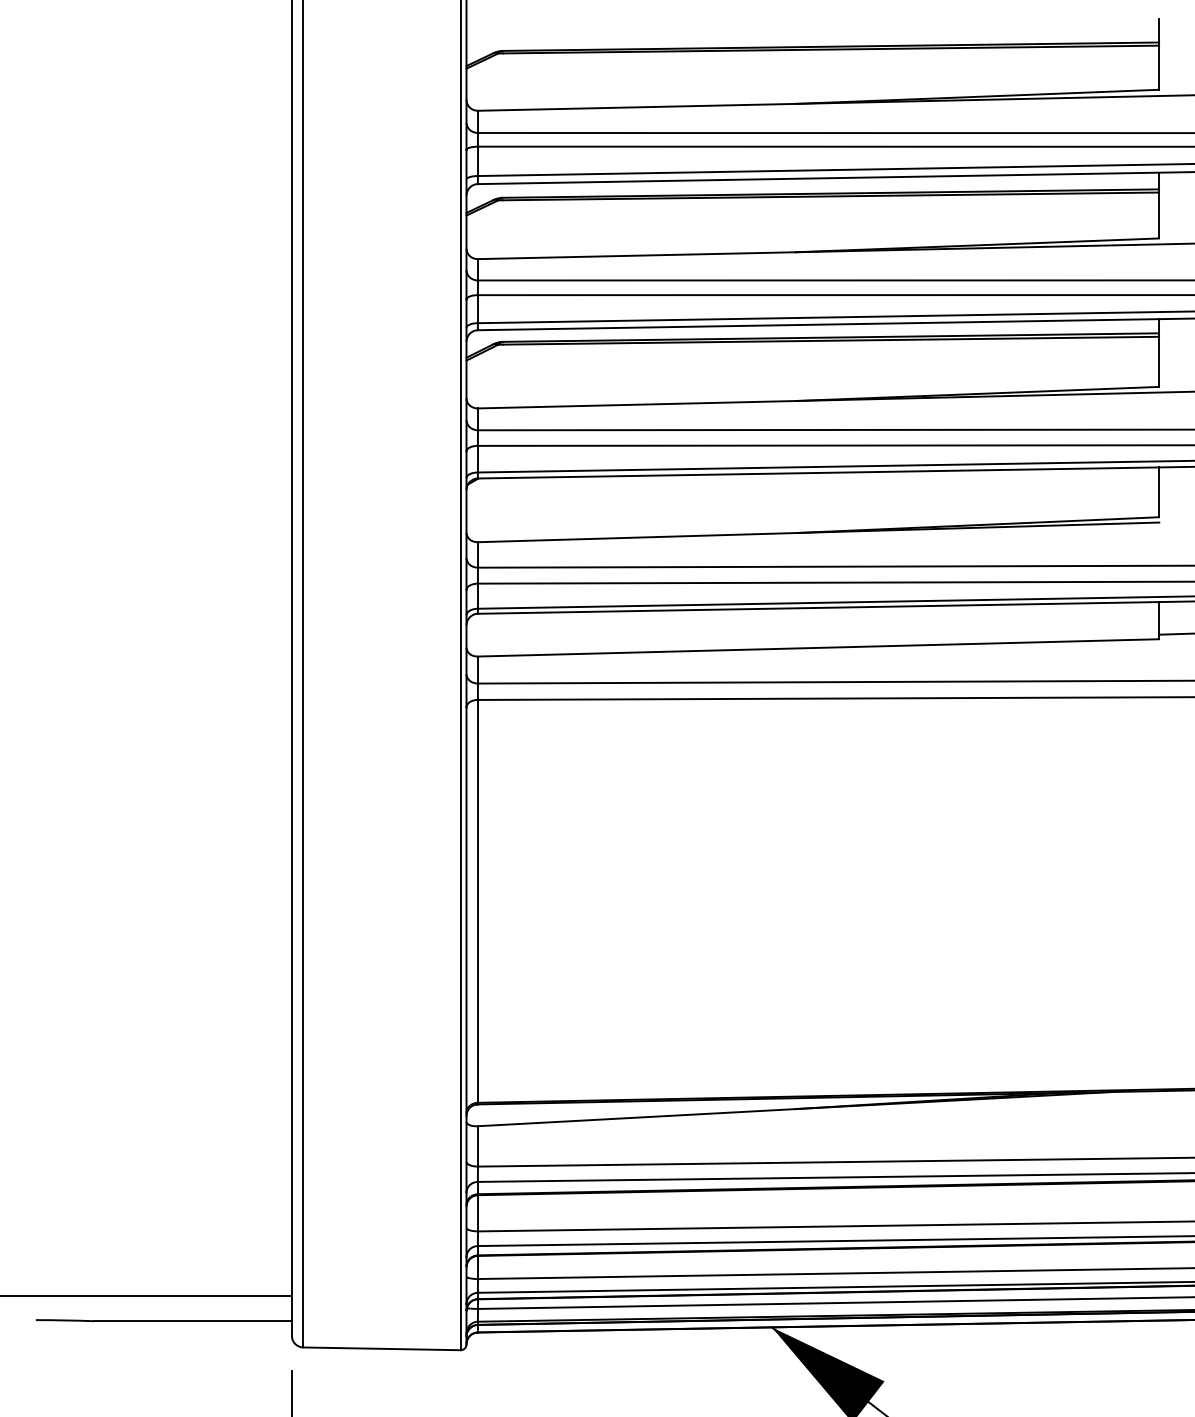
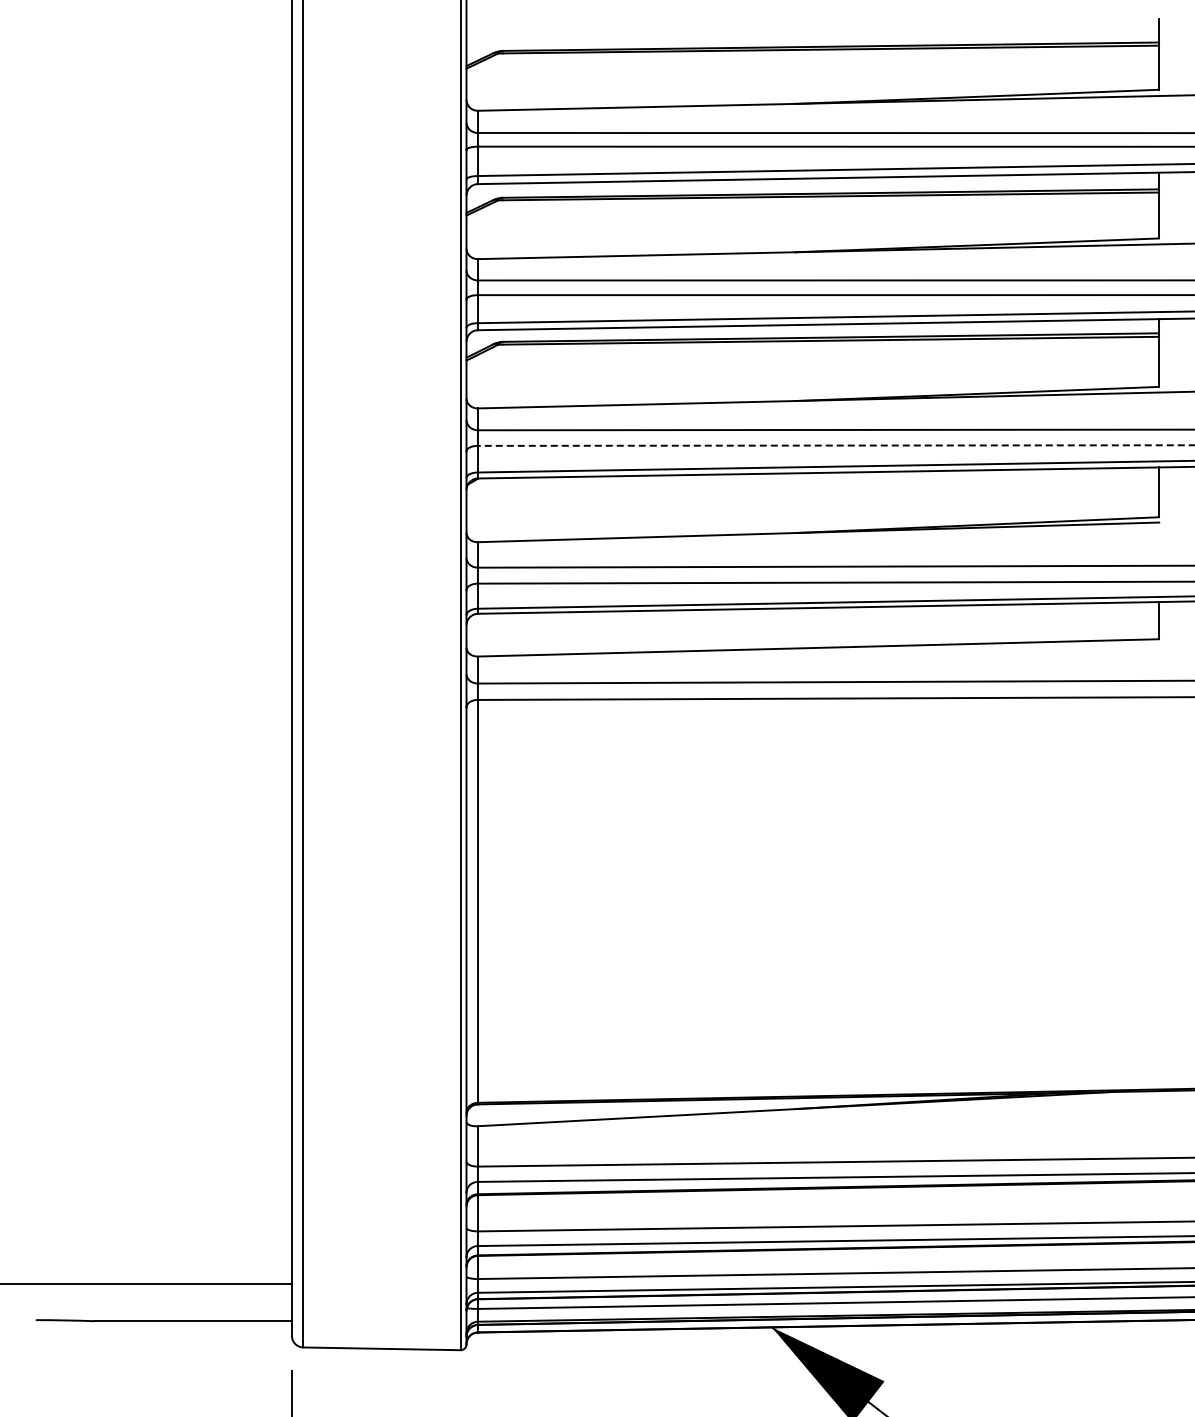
line: solid -> dashed (835, 445)
line: present -> none (1175, 633)
line position: (146, 1296) -> (146, 1284) (146, 1284)
